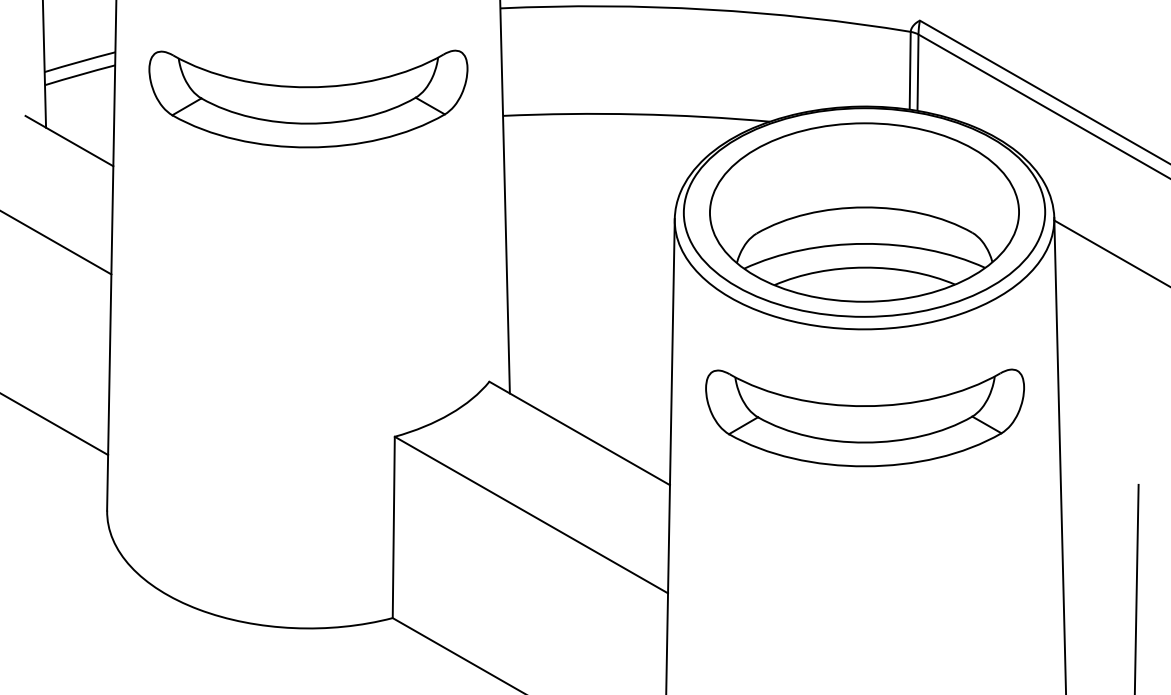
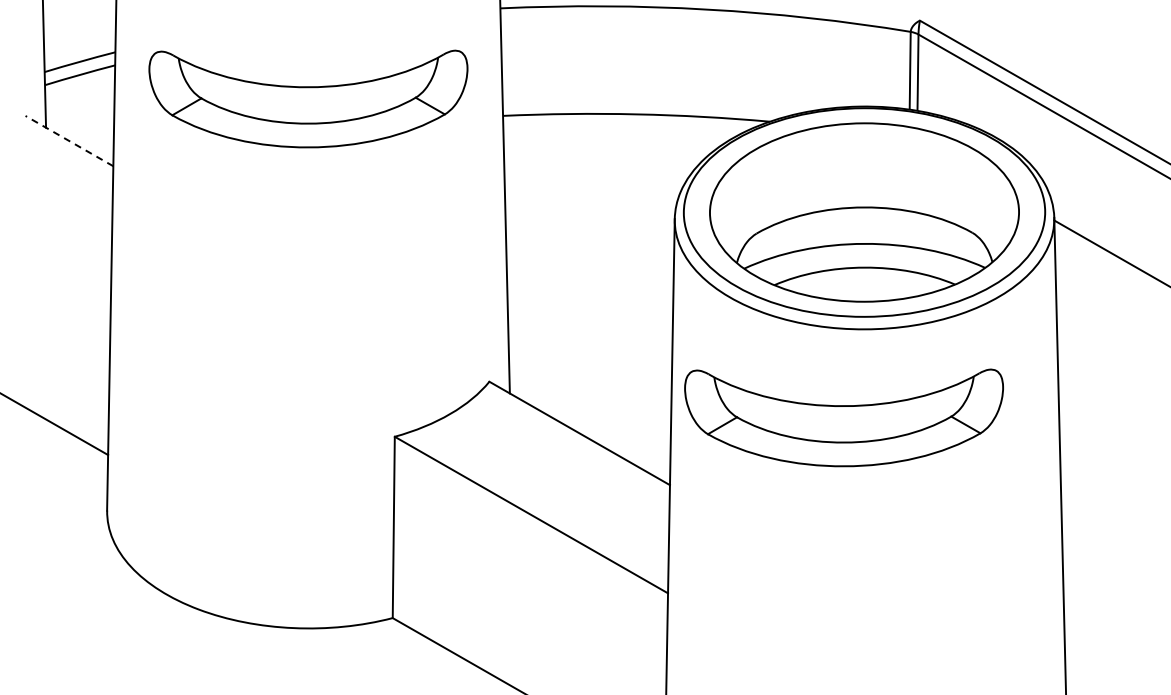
line: solid -> dashed (69, 141)
line: present -> none (56, 242)
part position: (864, 417) -> (843, 417) (843, 417)
line: present -> none (1136, 587)
